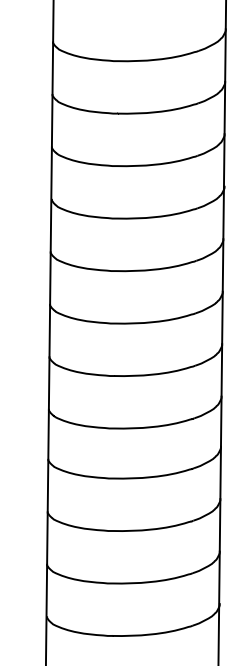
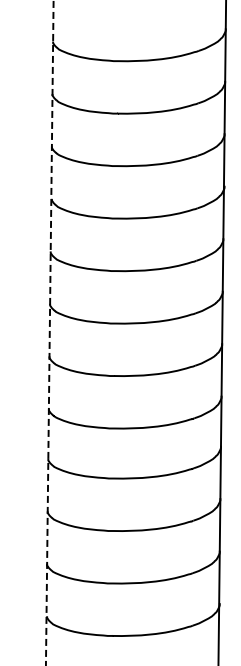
line: solid -> dashed (49, 333)
